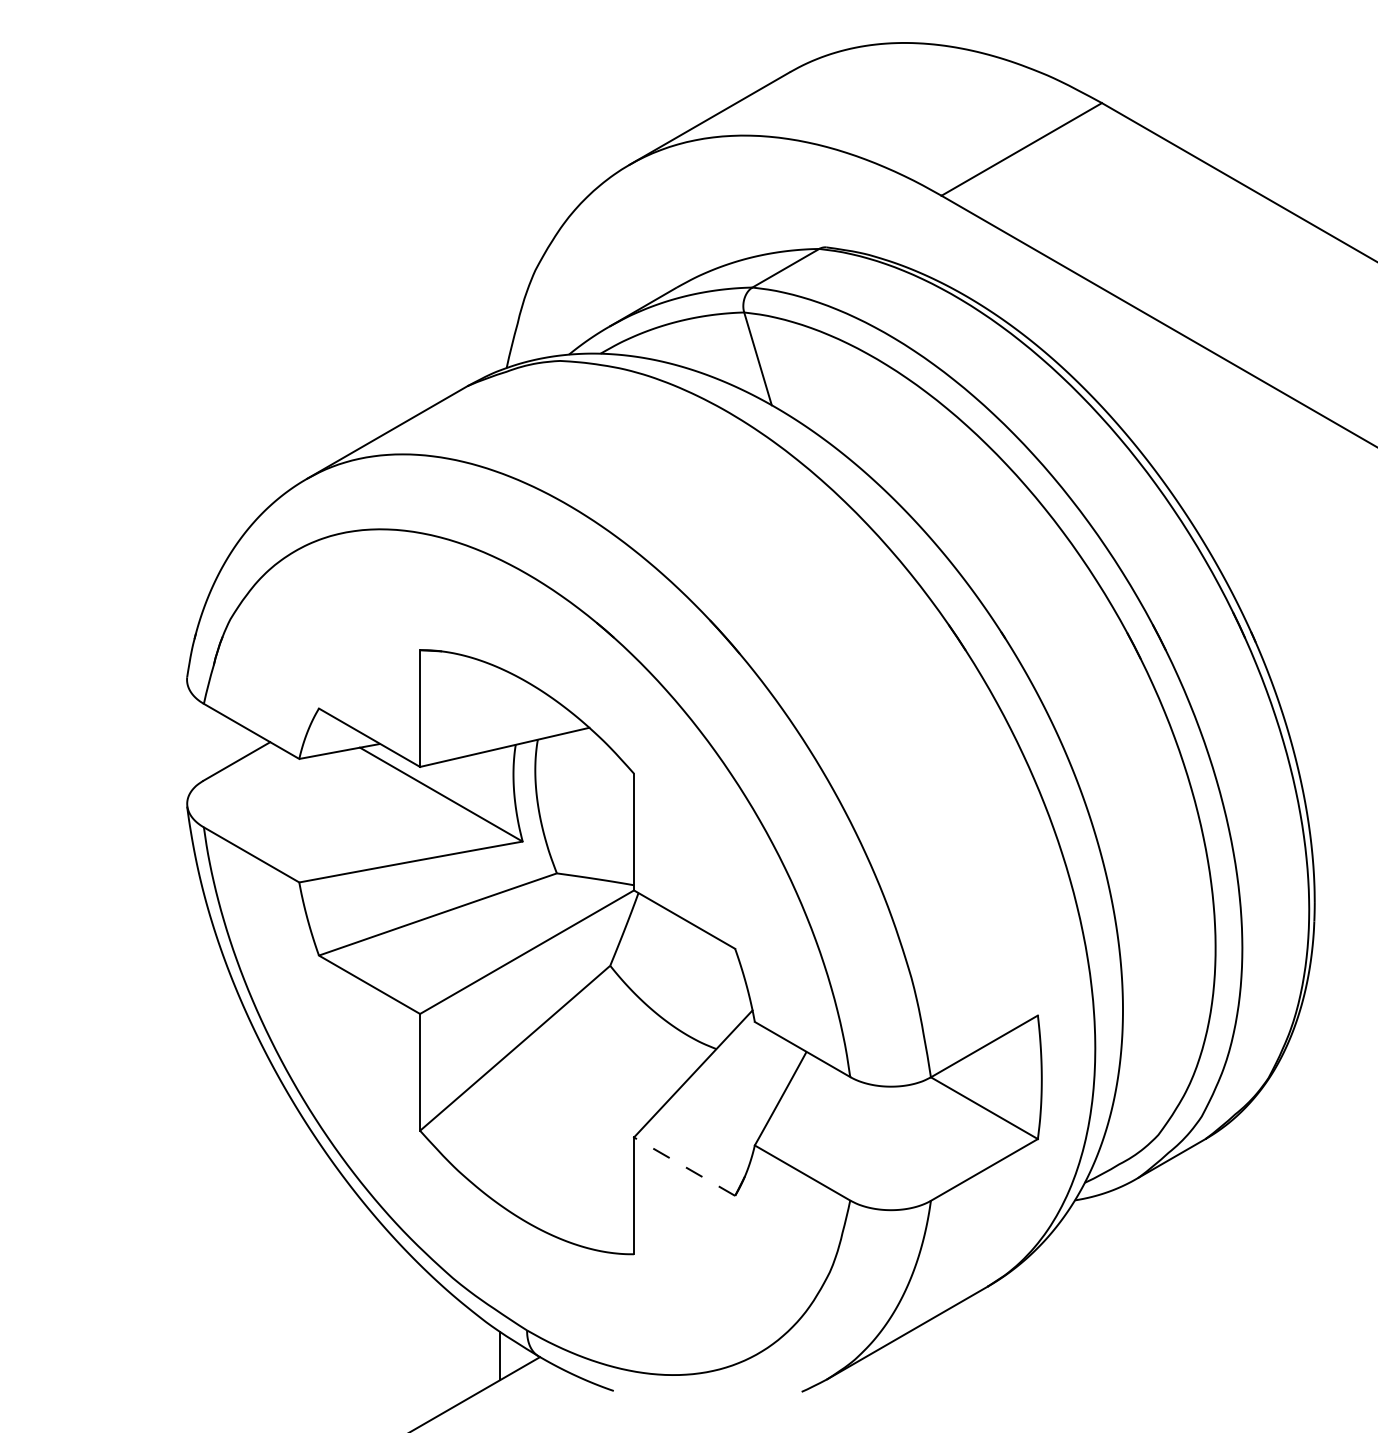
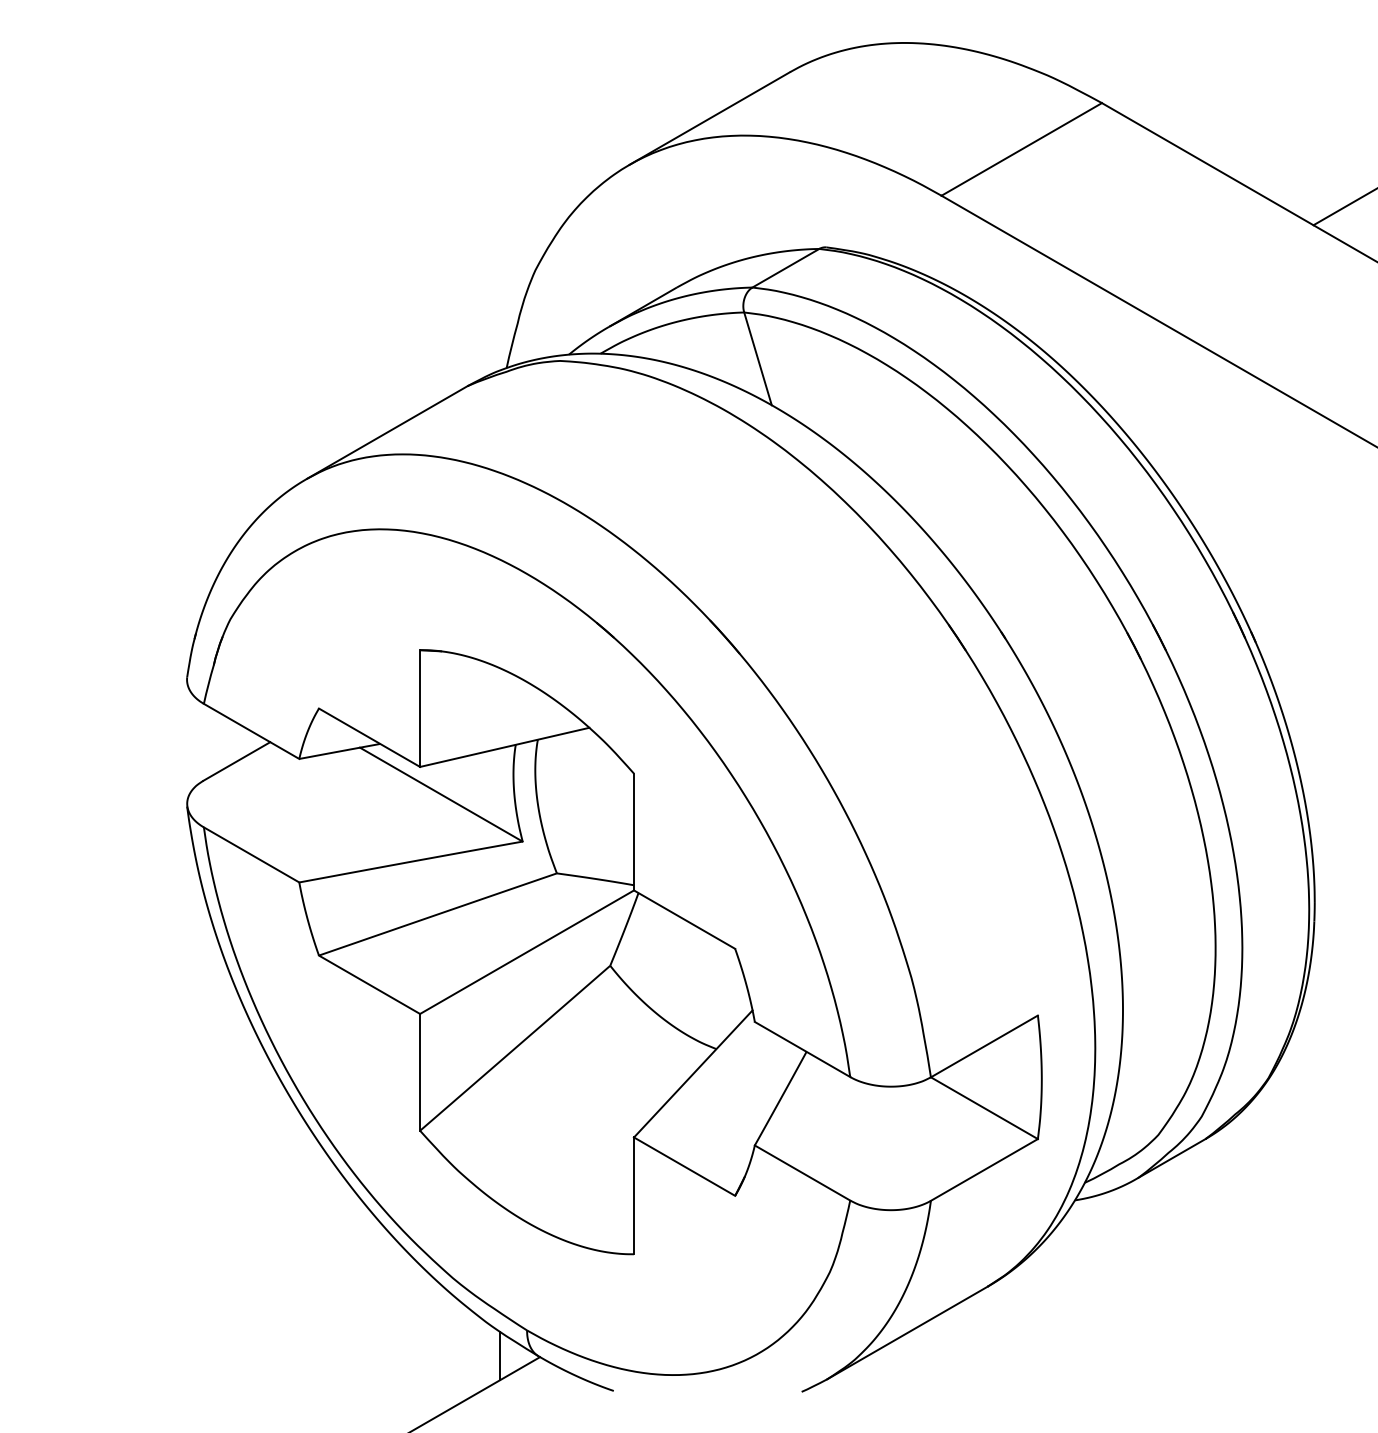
line: none -> present (1343, 207)
line: dashed -> solid (684, 1166)
